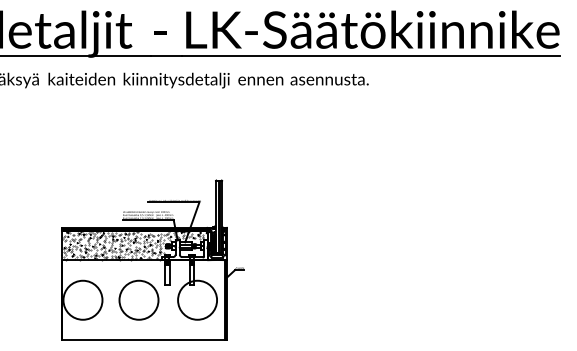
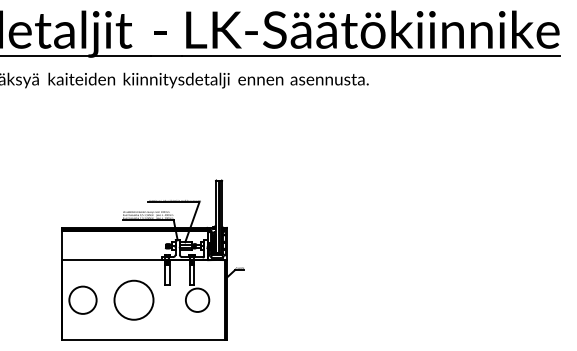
hatch: present -> none (134, 245)
circle diameter: 39 px -> 27 px (82, 299)
circle position: (138, 299) -> (133, 299) (133, 299)
circle diameter: 39 px -> 23 px (197, 299)
